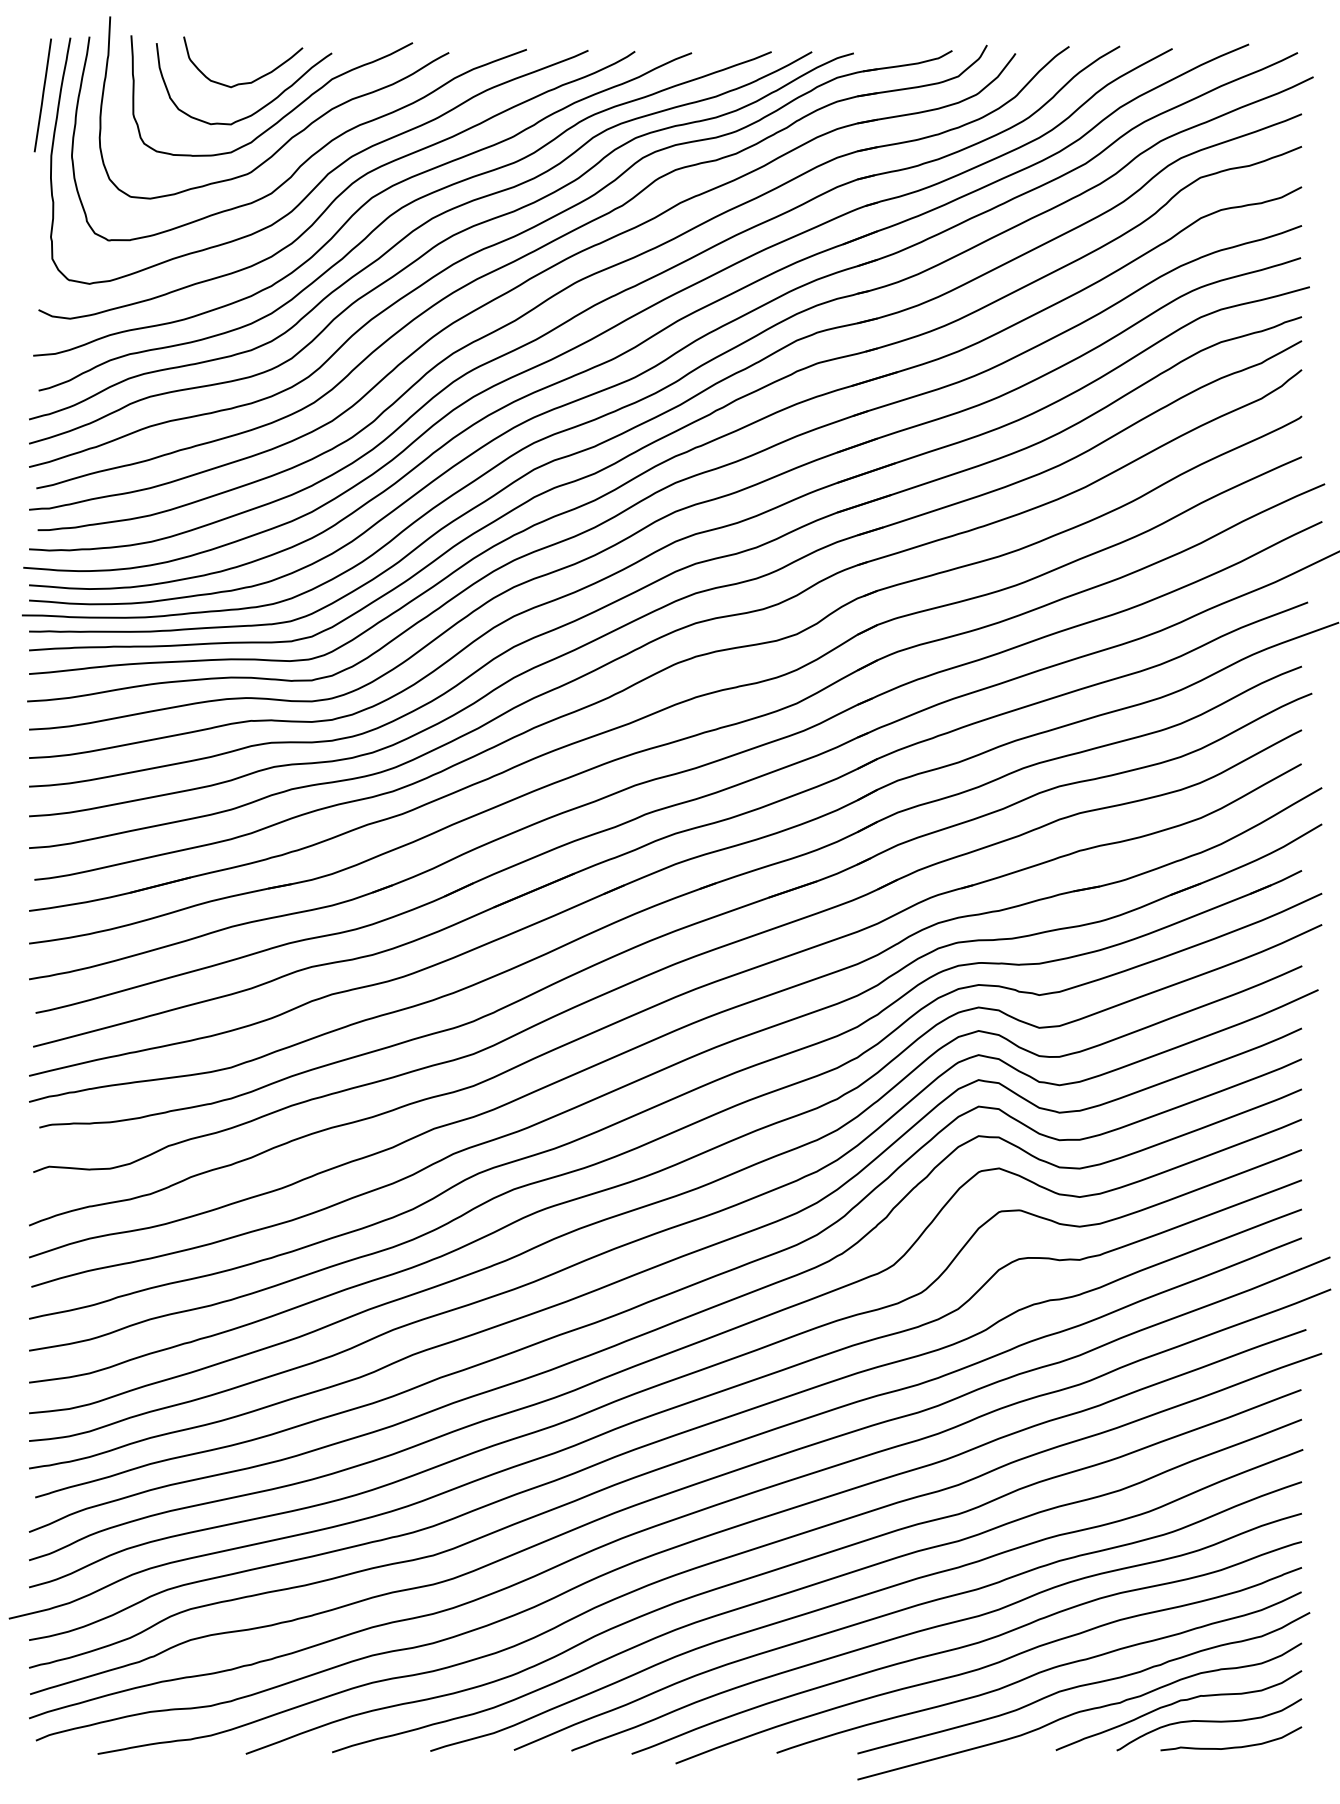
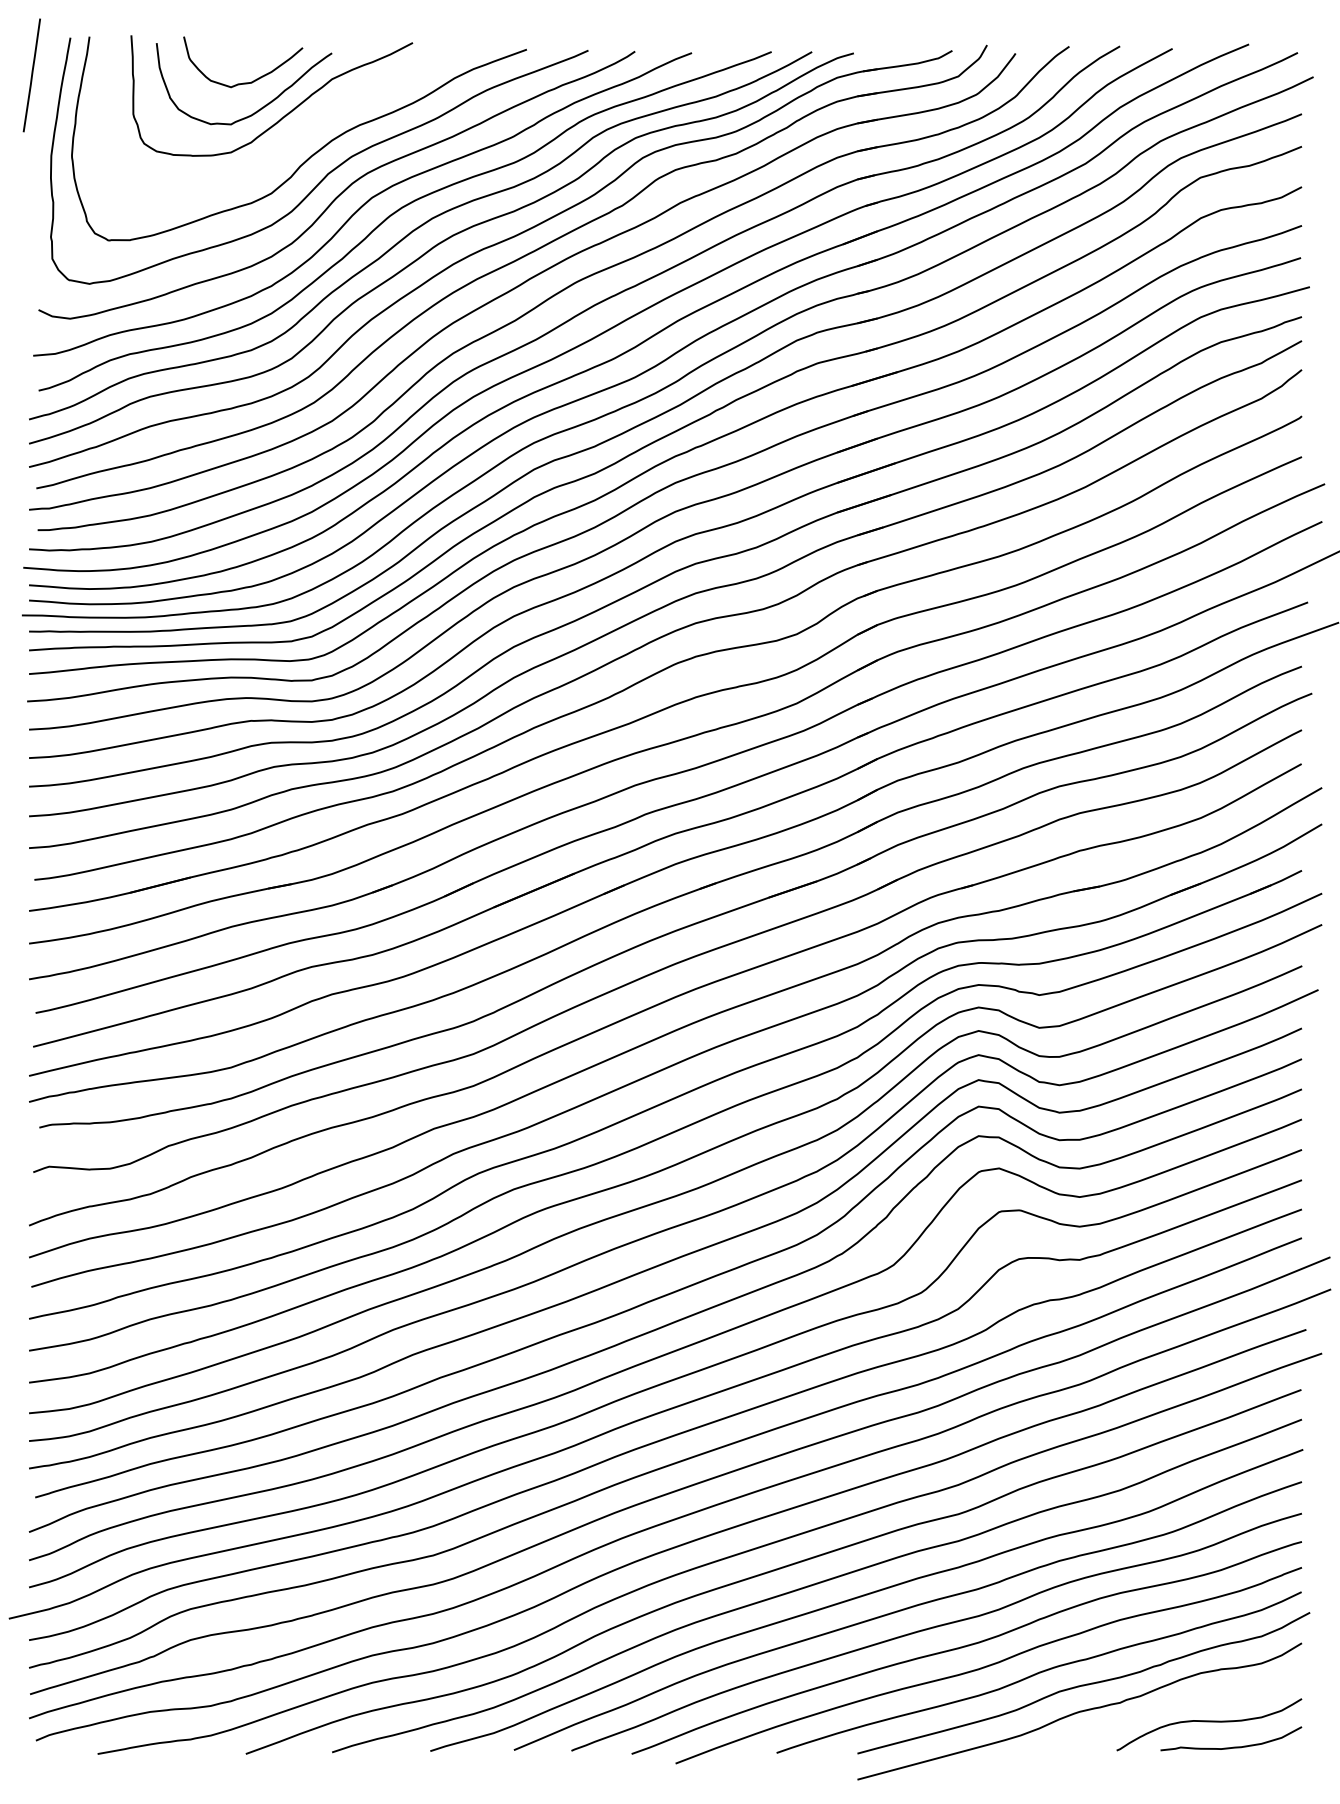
line position: (42, 95) -> (31, 75) (31, 75)
curve: present -> none (293, 135)
curve: present -> none (1176, 1703)
